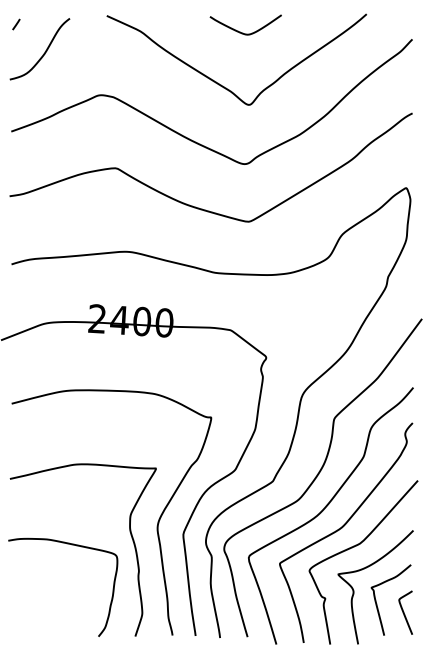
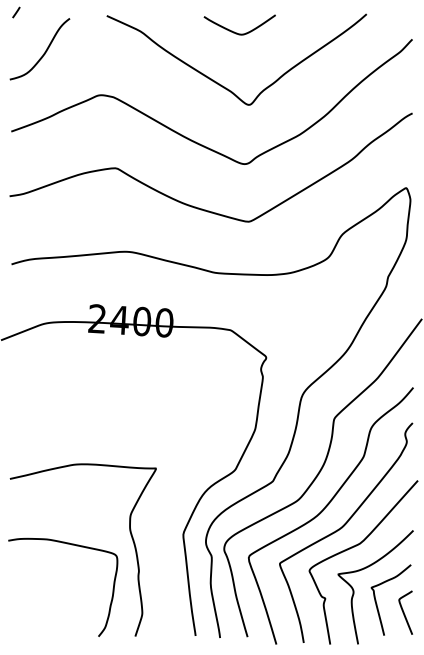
line position: (16, 24) -> (16, 12) (16, 12)
curve position: (243, 32) -> (237, 32) (237, 32)
curve: present -> none (157, 521)
